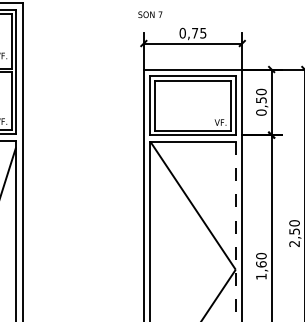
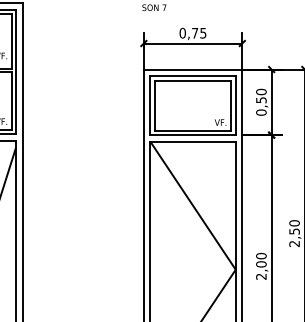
text position: (150, 14) -> (154, 7) (154, 7)
line: dashed -> solid (235, 231)
text: 1,60 -> 2,00 (261, 270)
